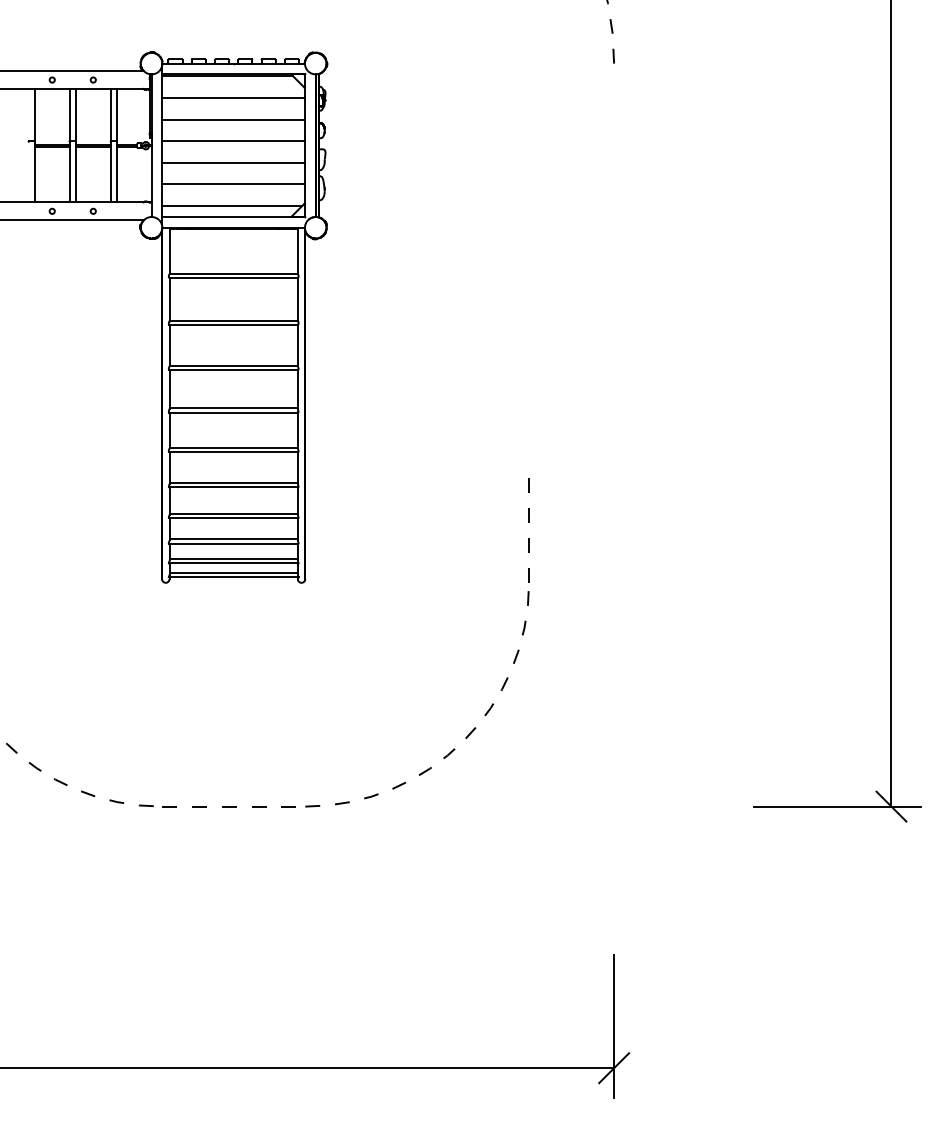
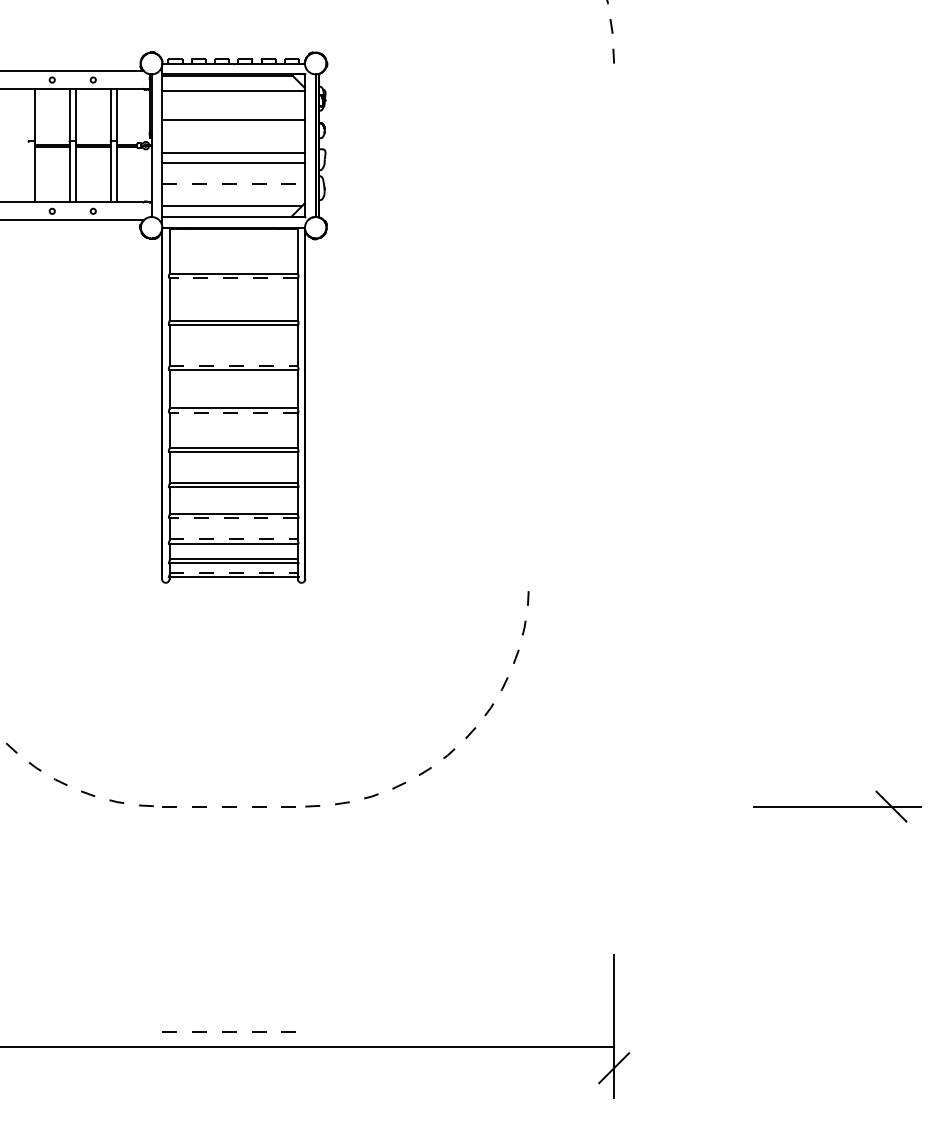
line position: (233, 97) -> (233, 90) (233, 90)
line position: (233, 141) -> (233, 153) (233, 153)
line: solid -> dashed (233, 184)
line: solid -> dashed (233, 278)
line: solid -> dashed (234, 365)
line: present -> none (891, 404)
line: solid -> dashed (233, 412)
line: solid -> dashed (233, 518)
line: present -> none (528, 522)
line: solid -> dashed (234, 539)
line: solid -> dashed (234, 572)
line: none -> present (228, 1031)
line position: (308, 1068) -> (308, 1047) (308, 1047)
